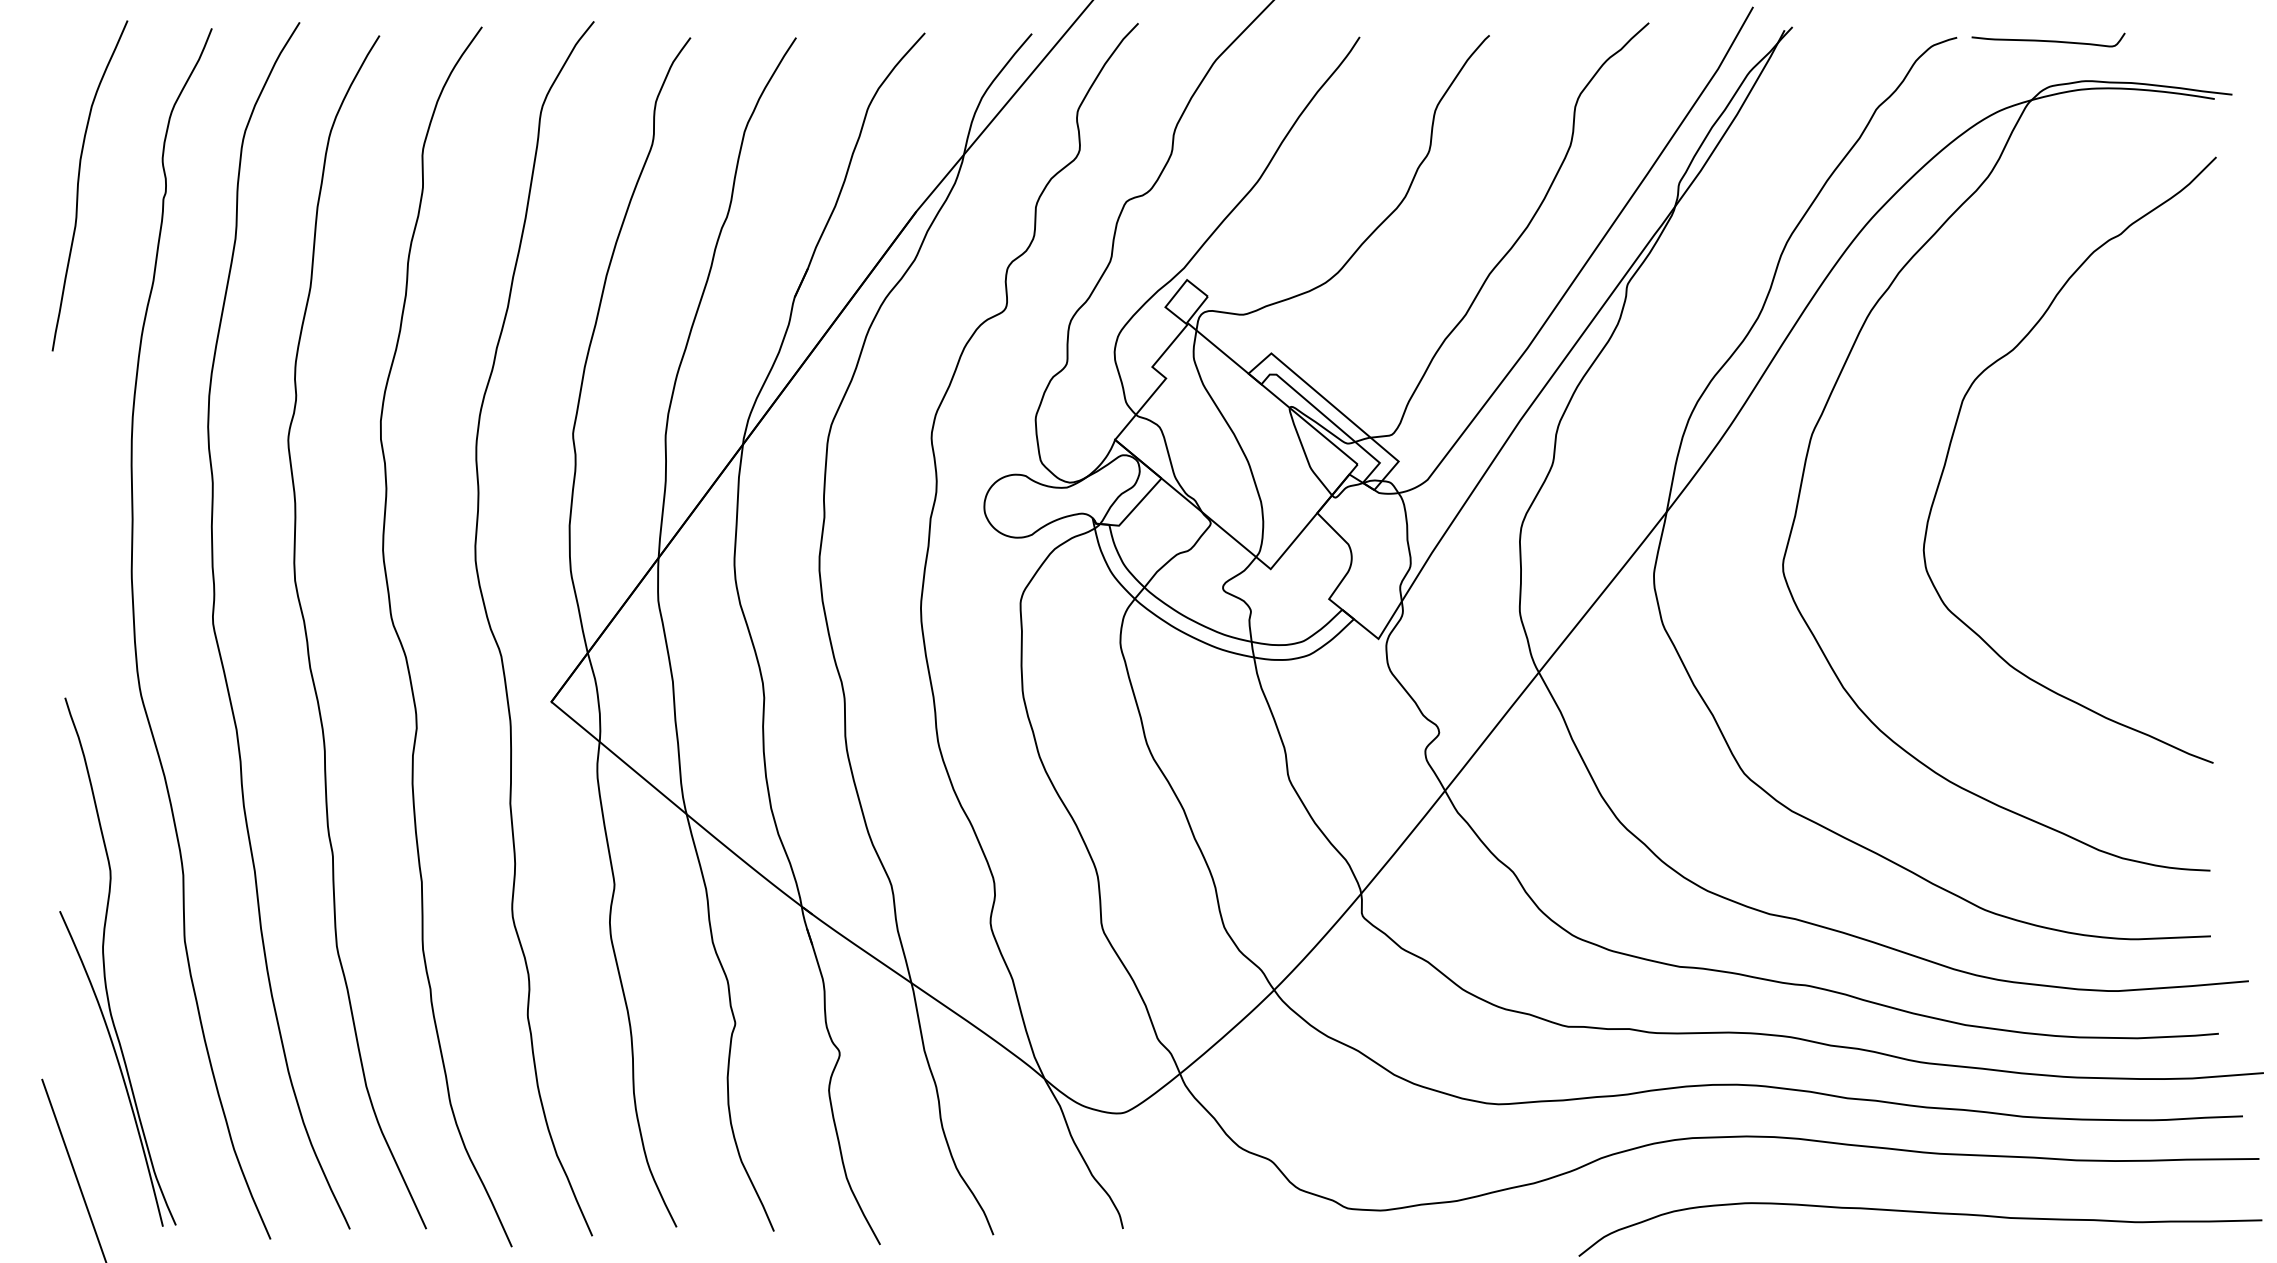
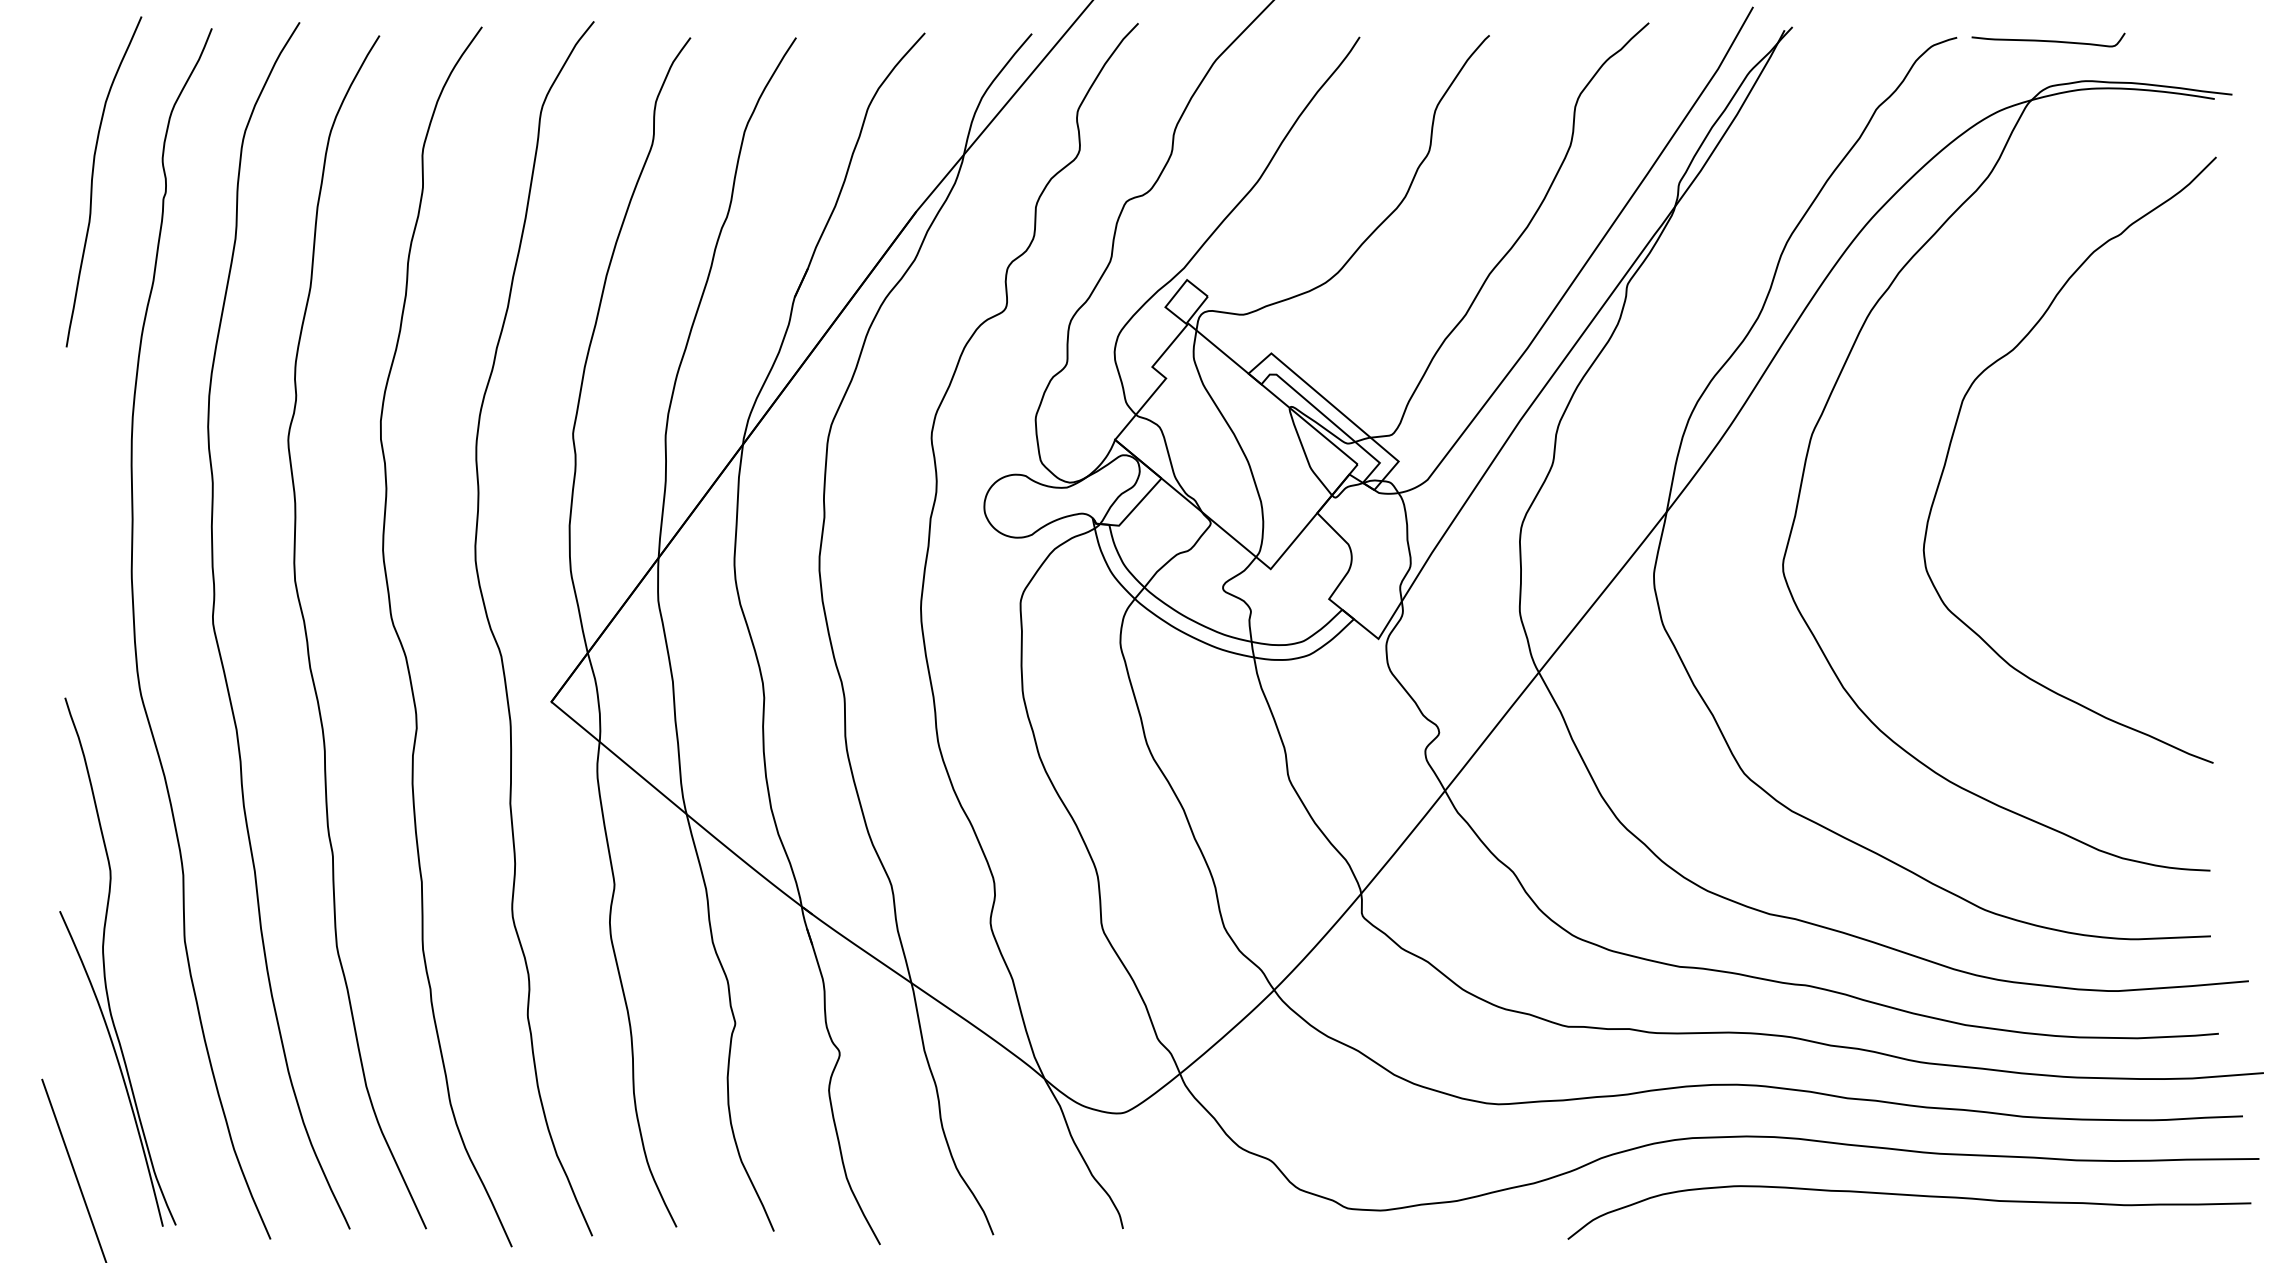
curve position: (79, 181) -> (93, 177) (93, 177)
curve position: (1921, 1213) -> (1910, 1196) (1910, 1196)
